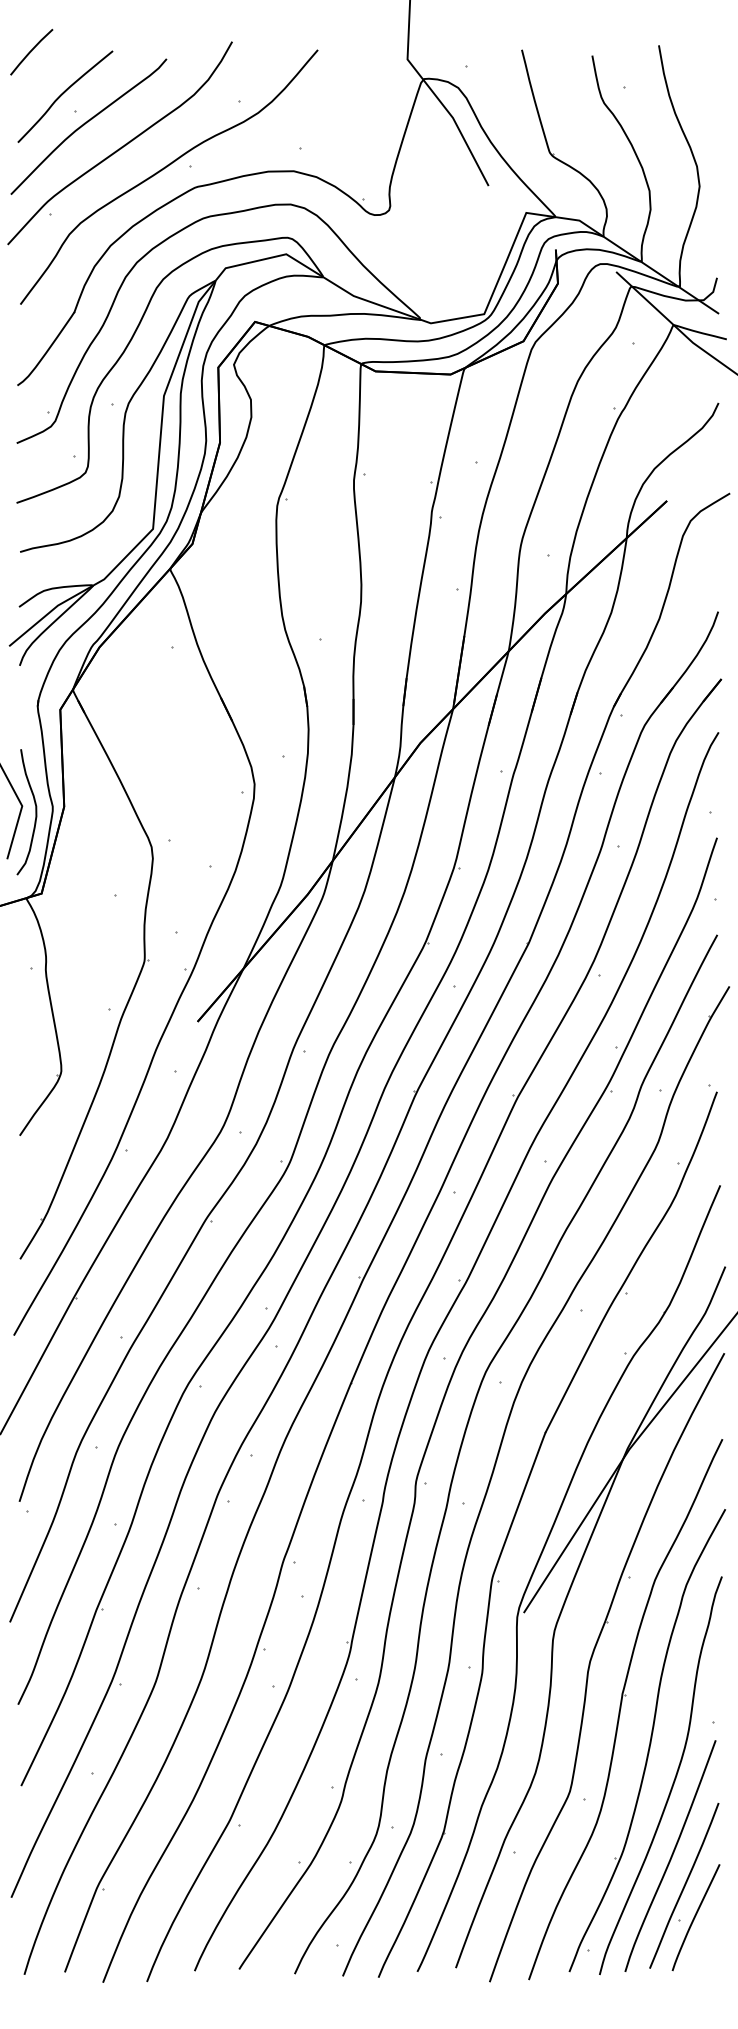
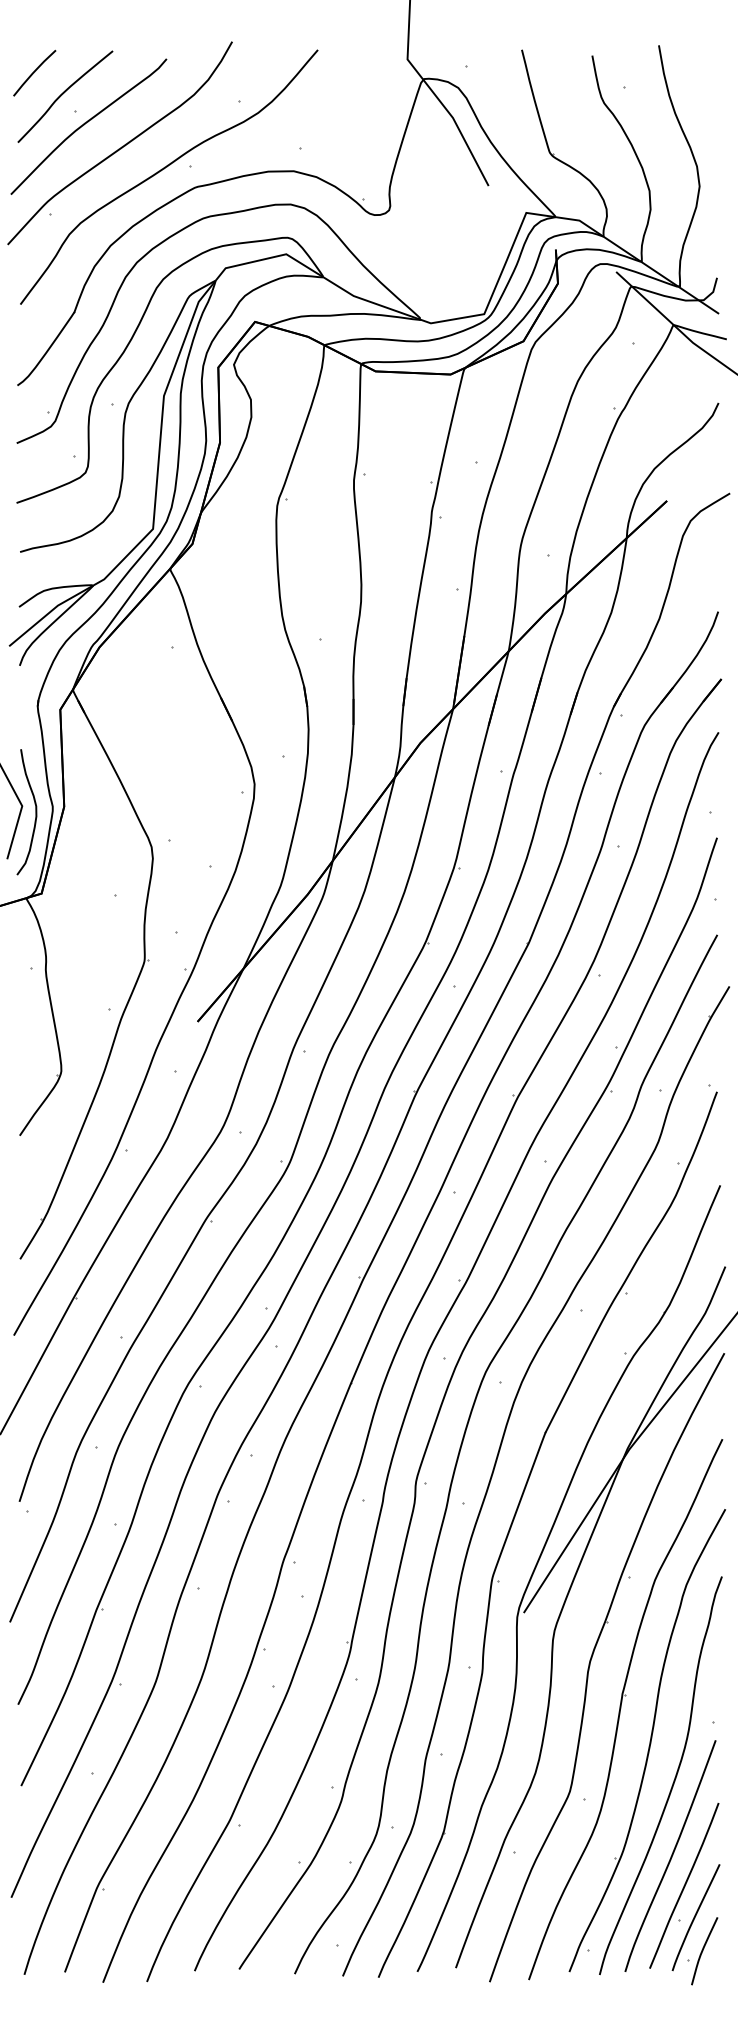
line position: (31, 51) -> (34, 72) (34, 72)
part: none -> present (702, 1951)
